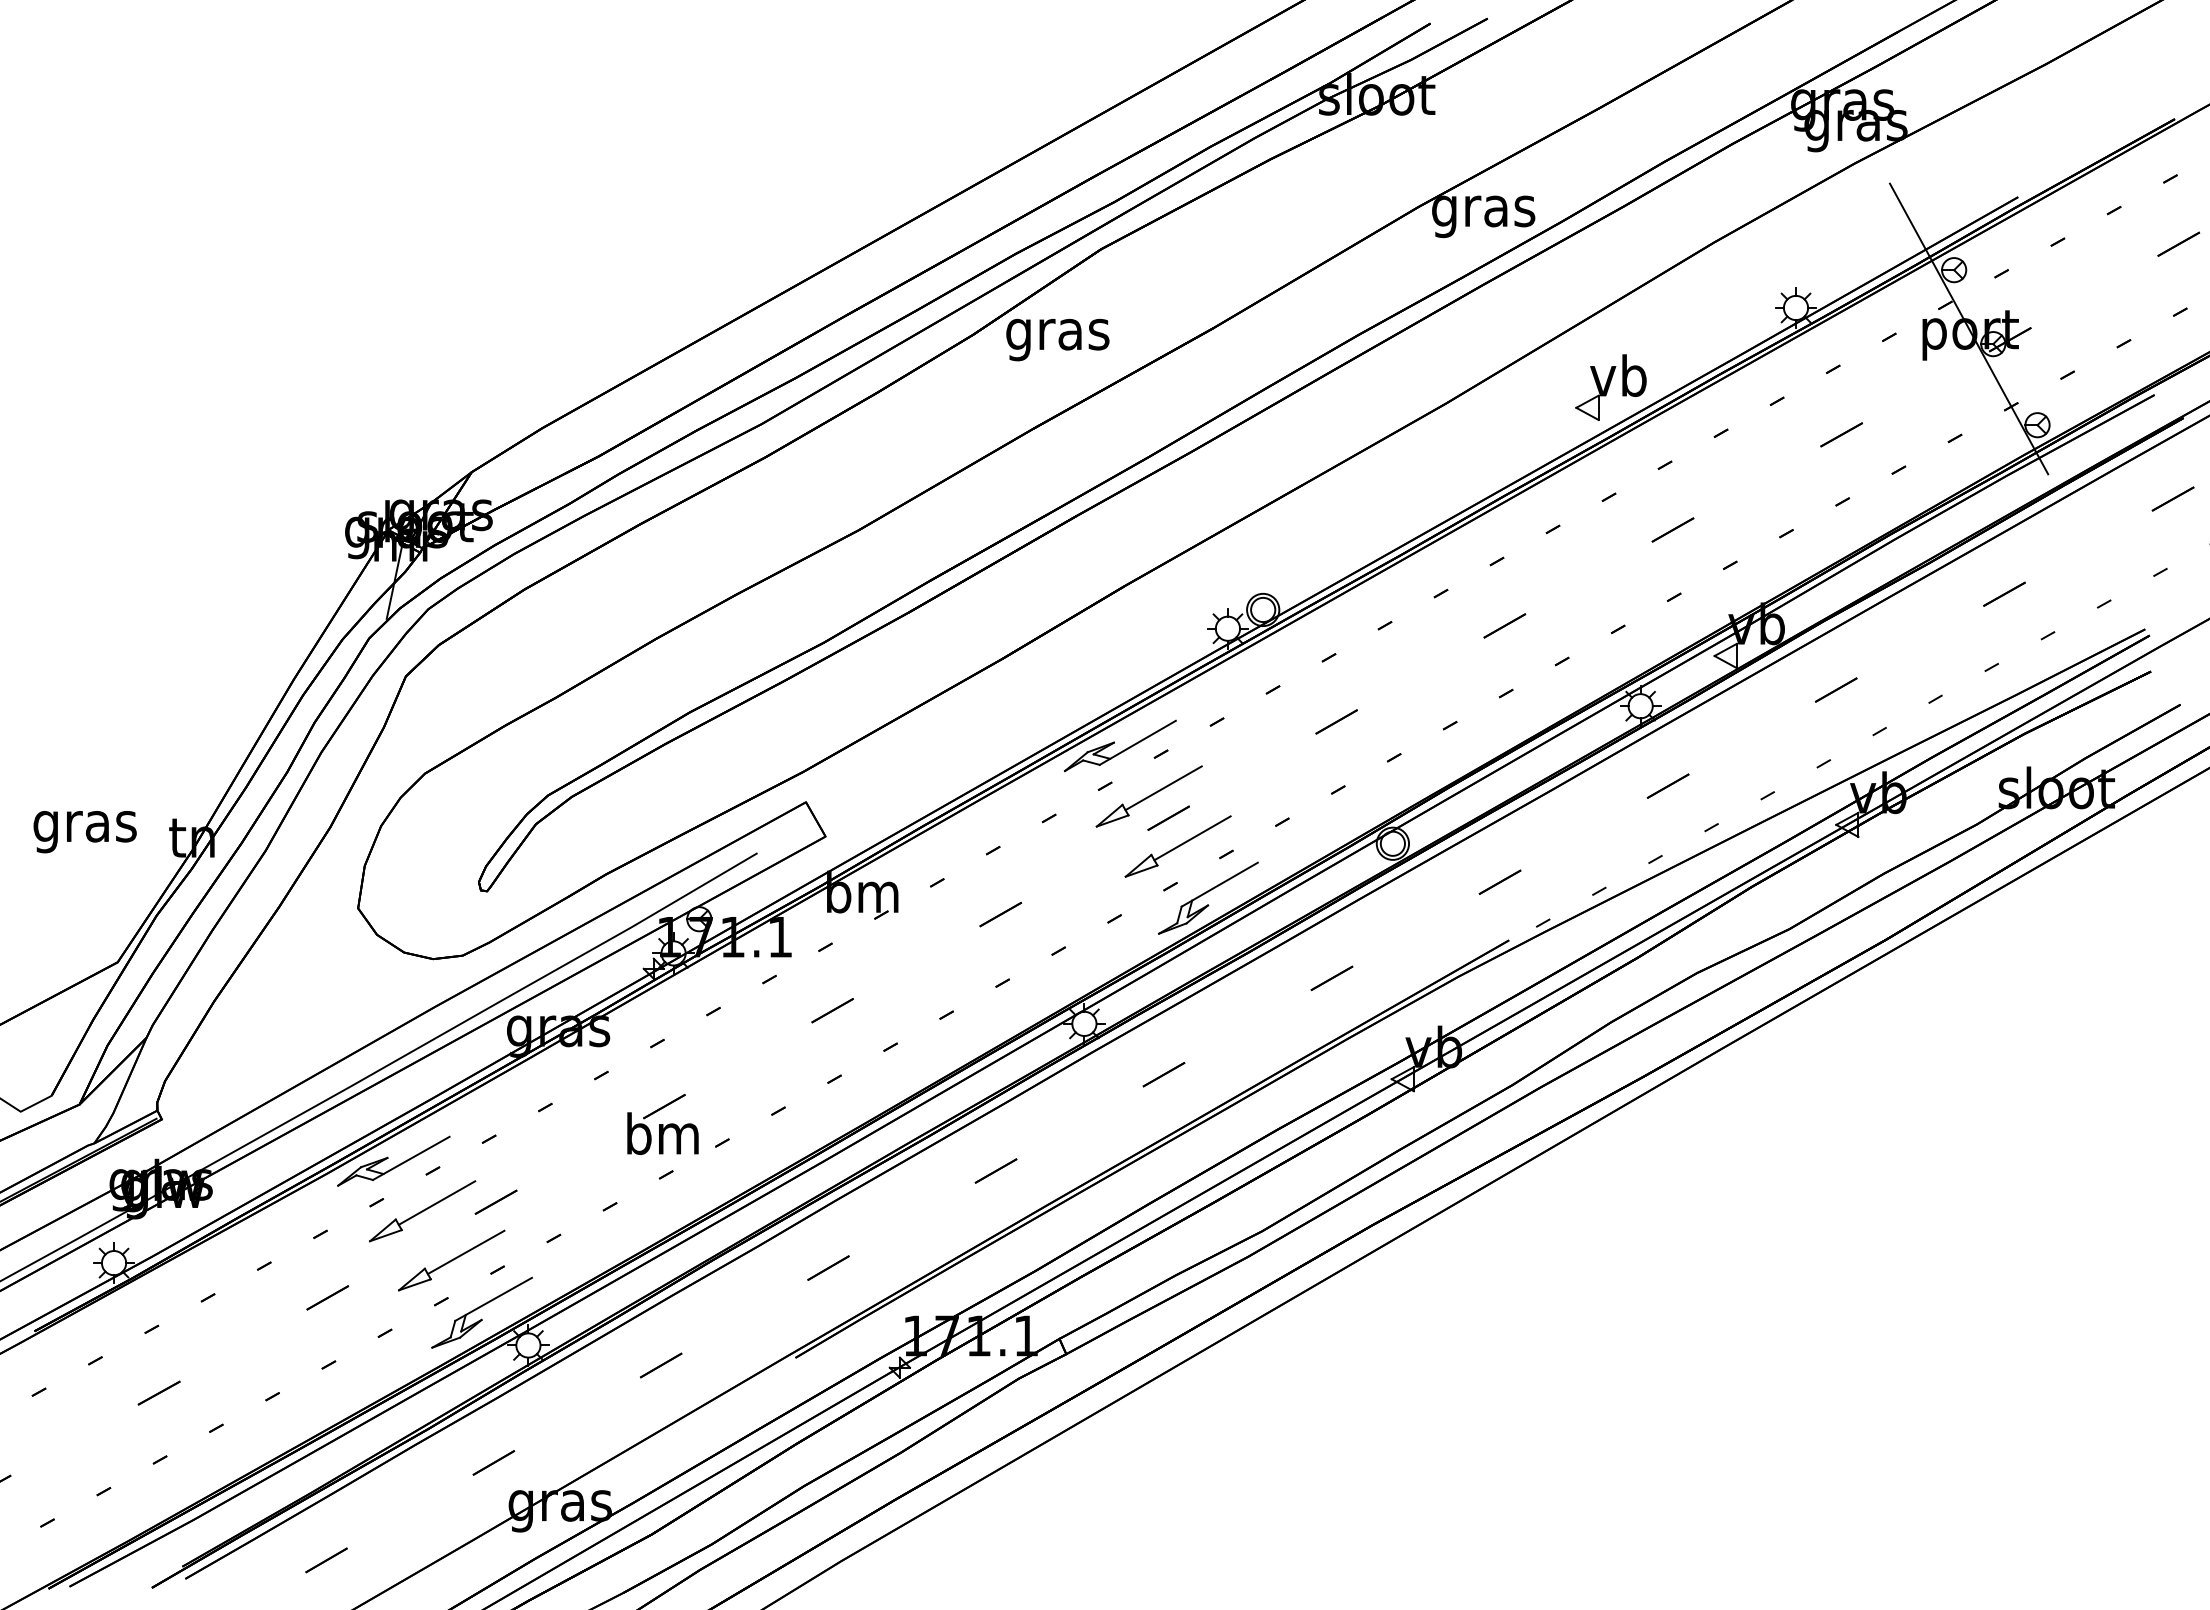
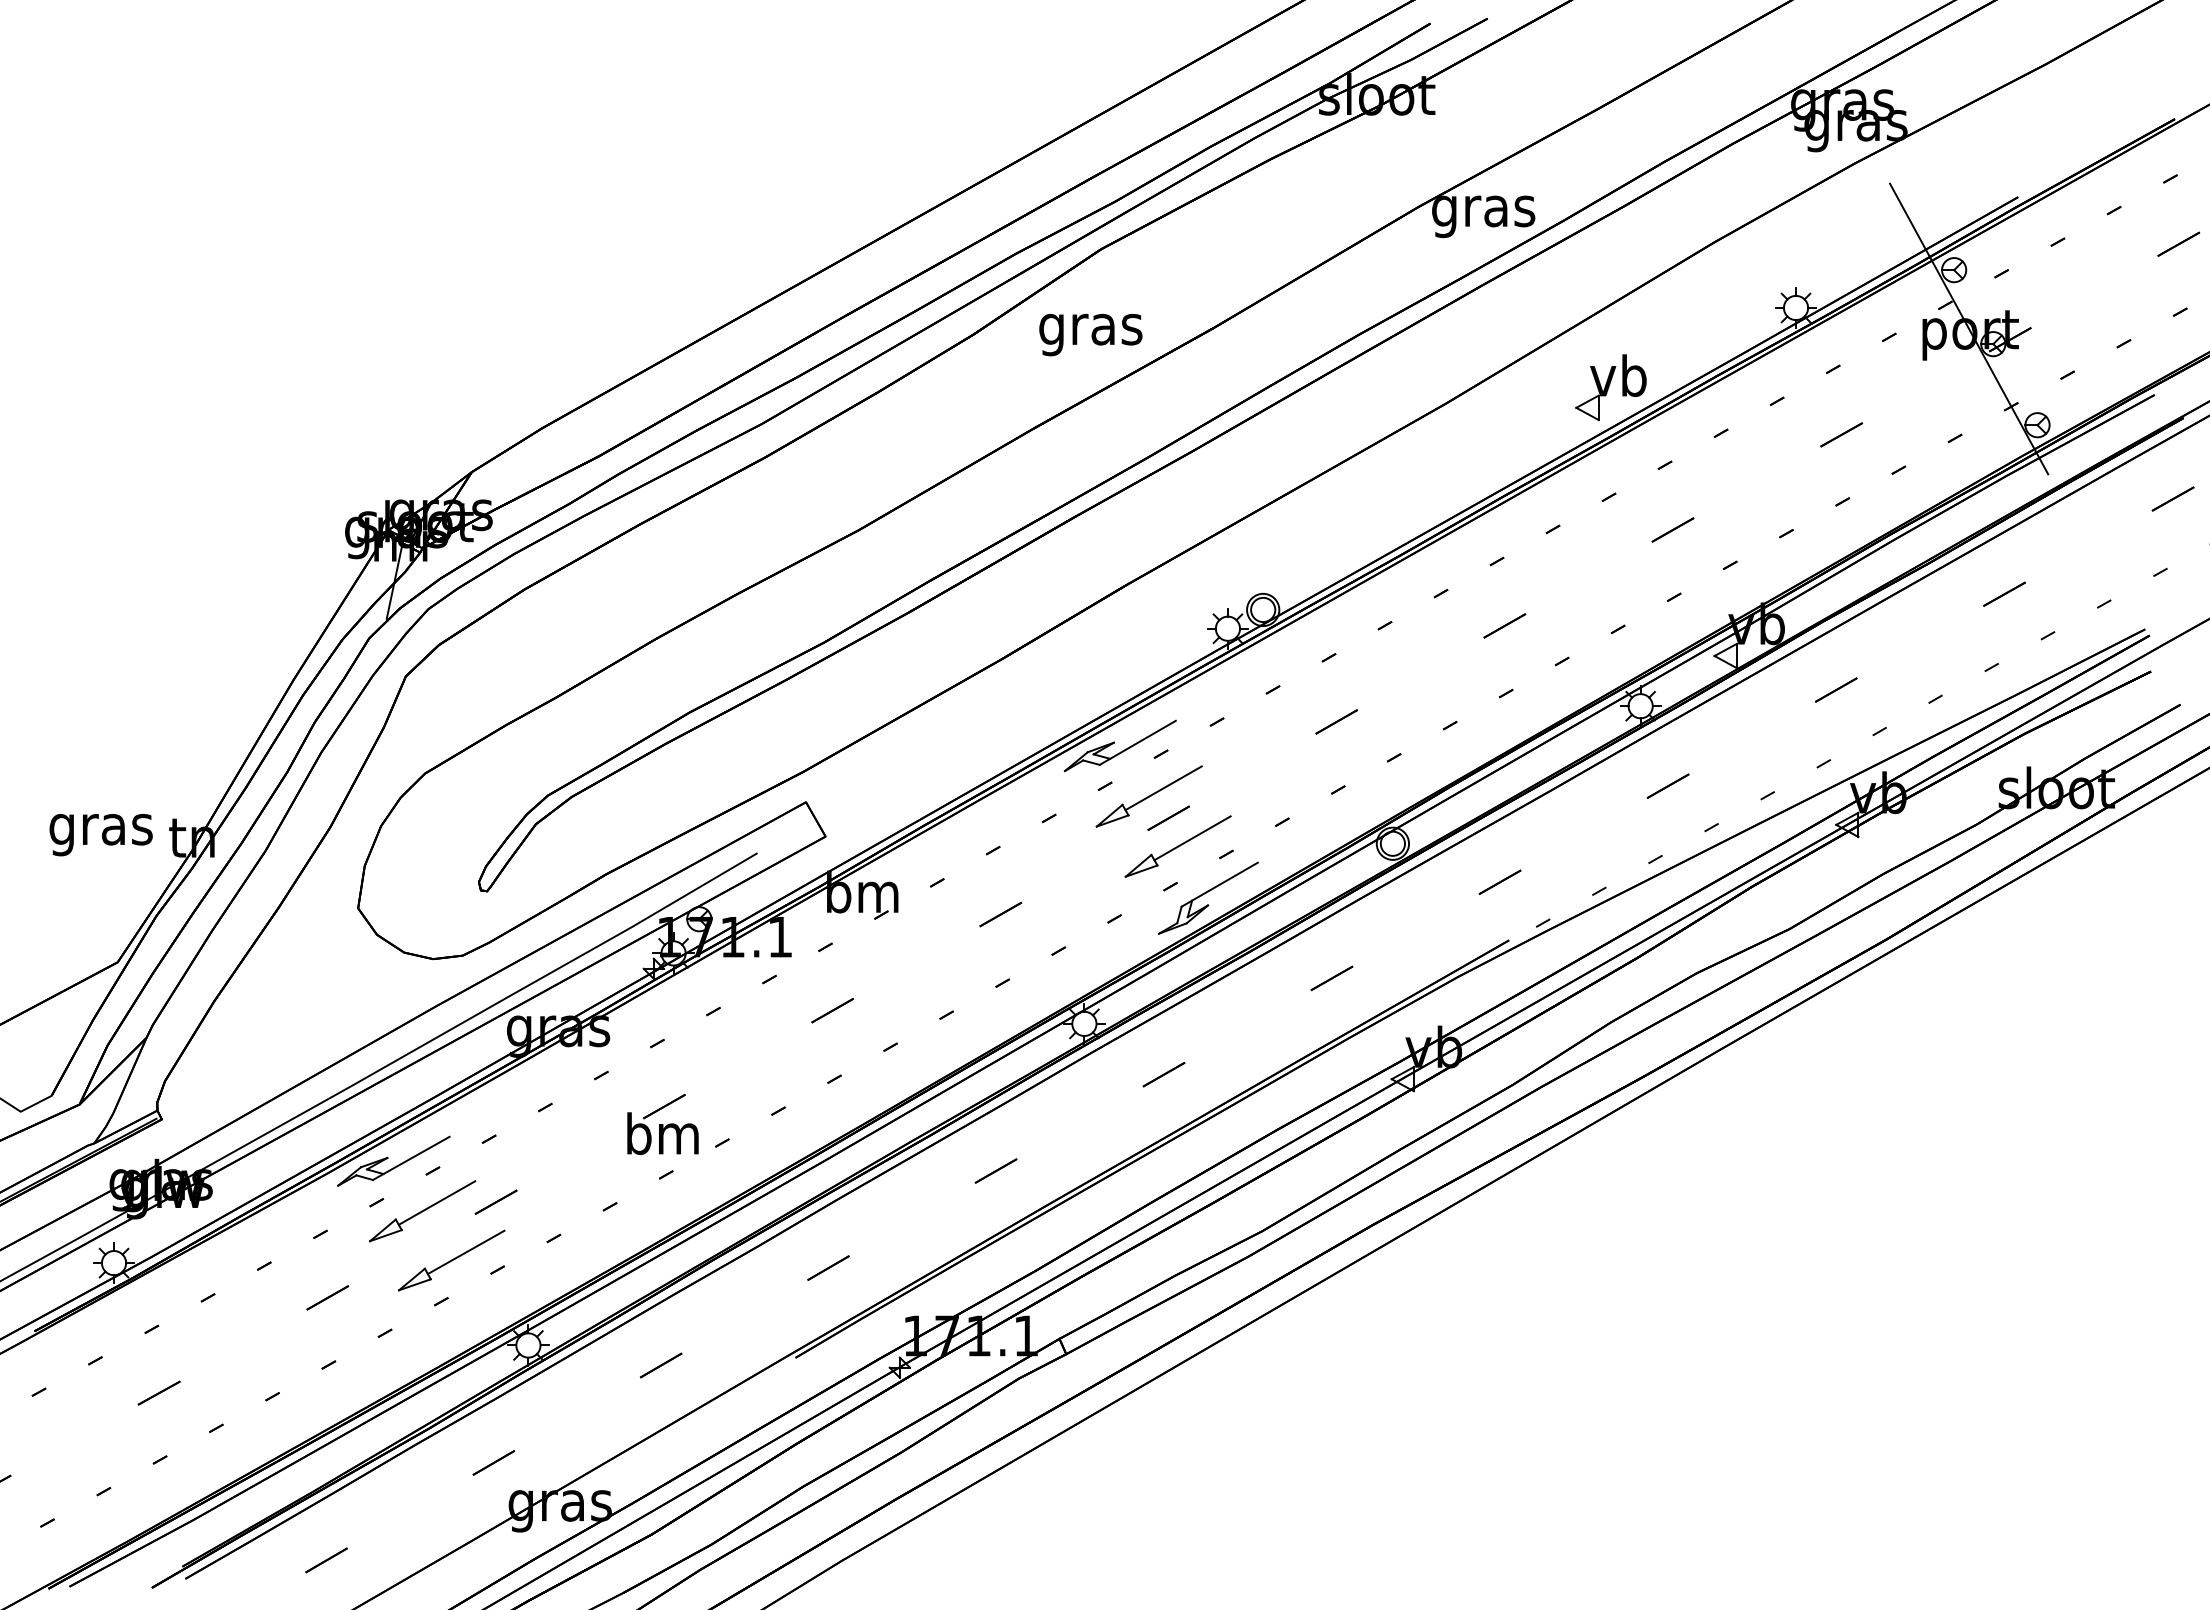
text position: (1057, 339) -> (1090, 334) (1090, 334)
text position: (84, 832) -> (100, 835) (100, 835)
part: present -> none (481, 1312)
